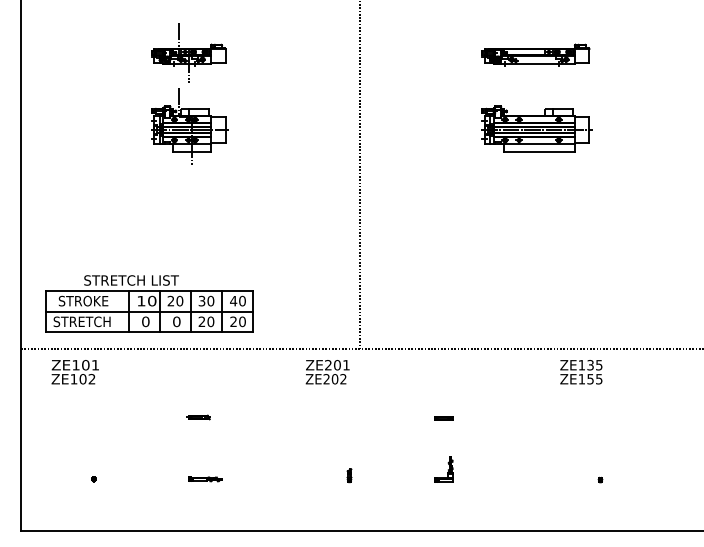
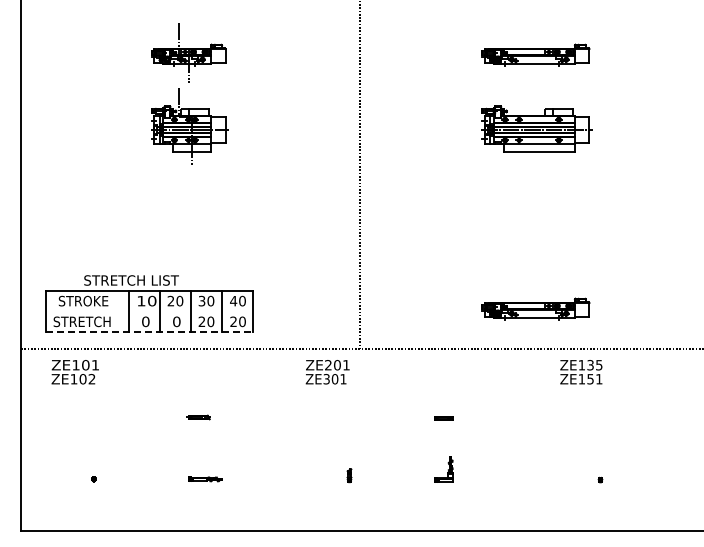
part: none -> present (535, 308)
line: present -> none (148, 311)
line: solid -> dashed (149, 332)
text: ZE202 -> ZE301 (334, 379)
text: ZE155 -> ZE151 (599, 379)
